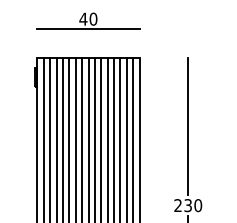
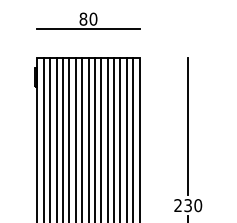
text: 40 -> 80 (83, 18)
